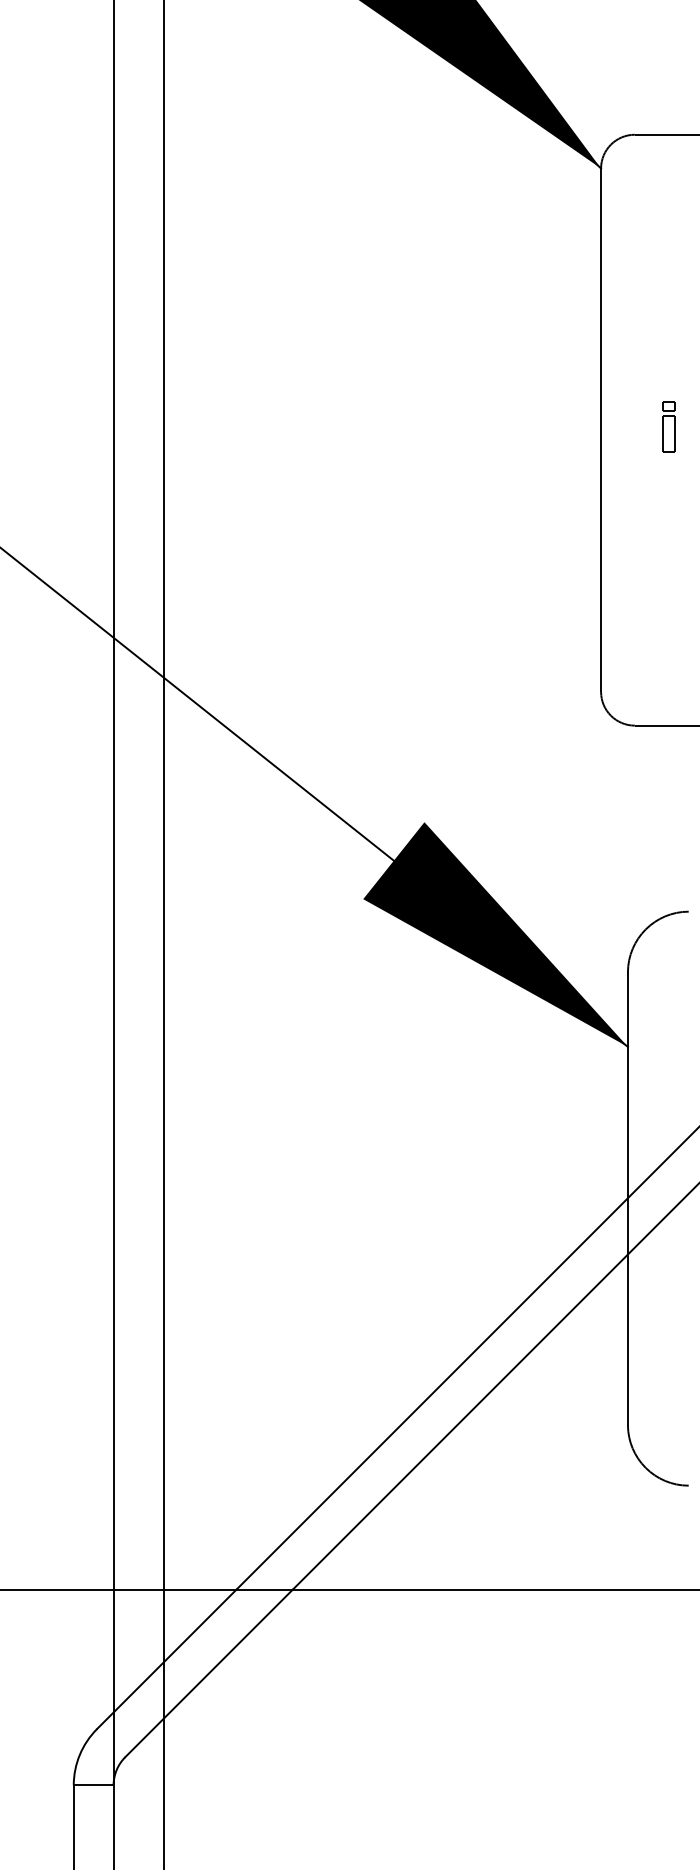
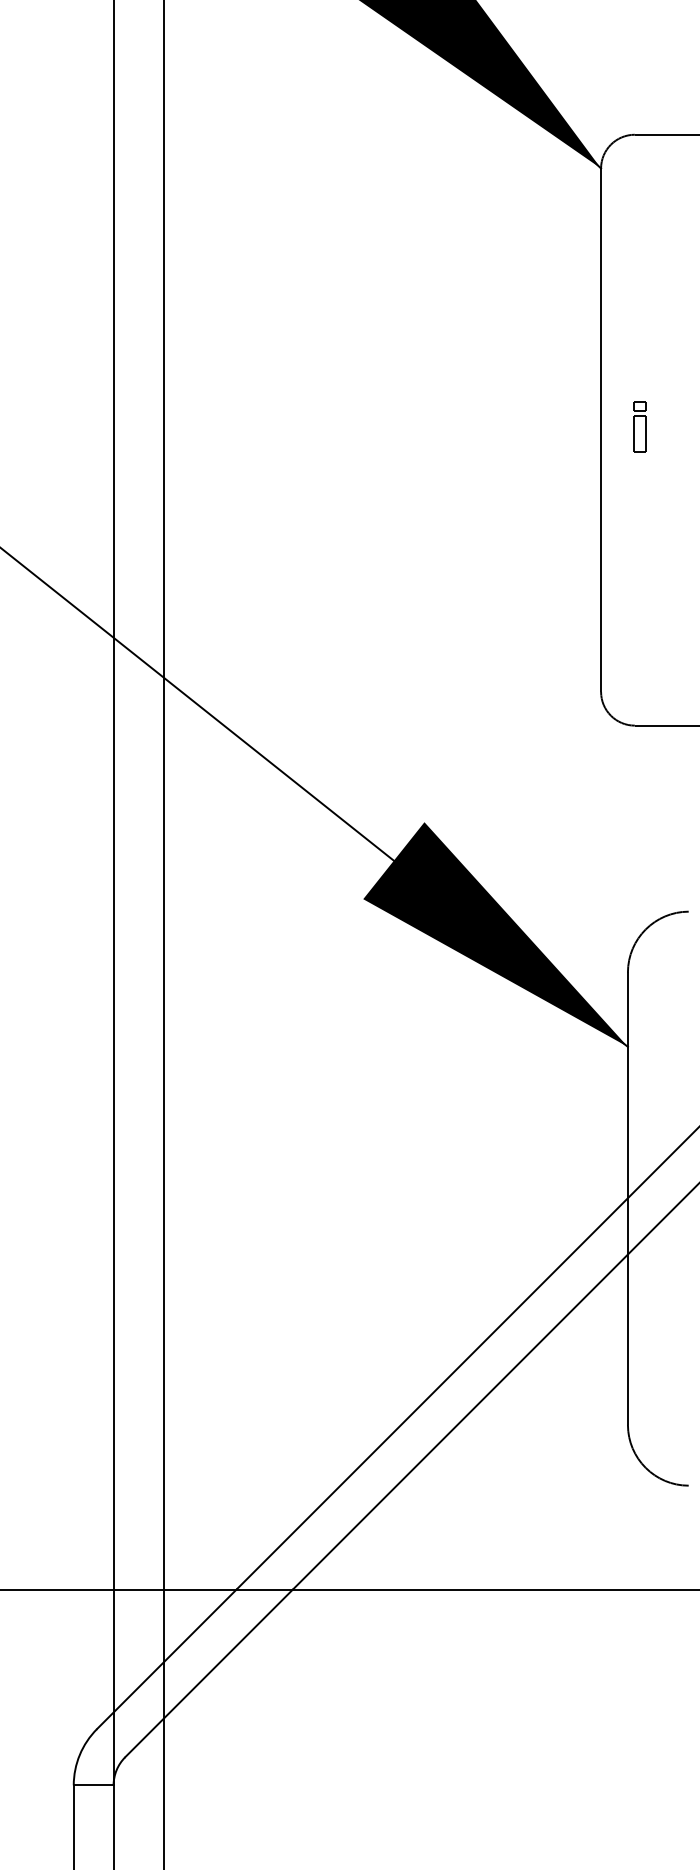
part position: (668, 426) -> (639, 426) (639, 426)
